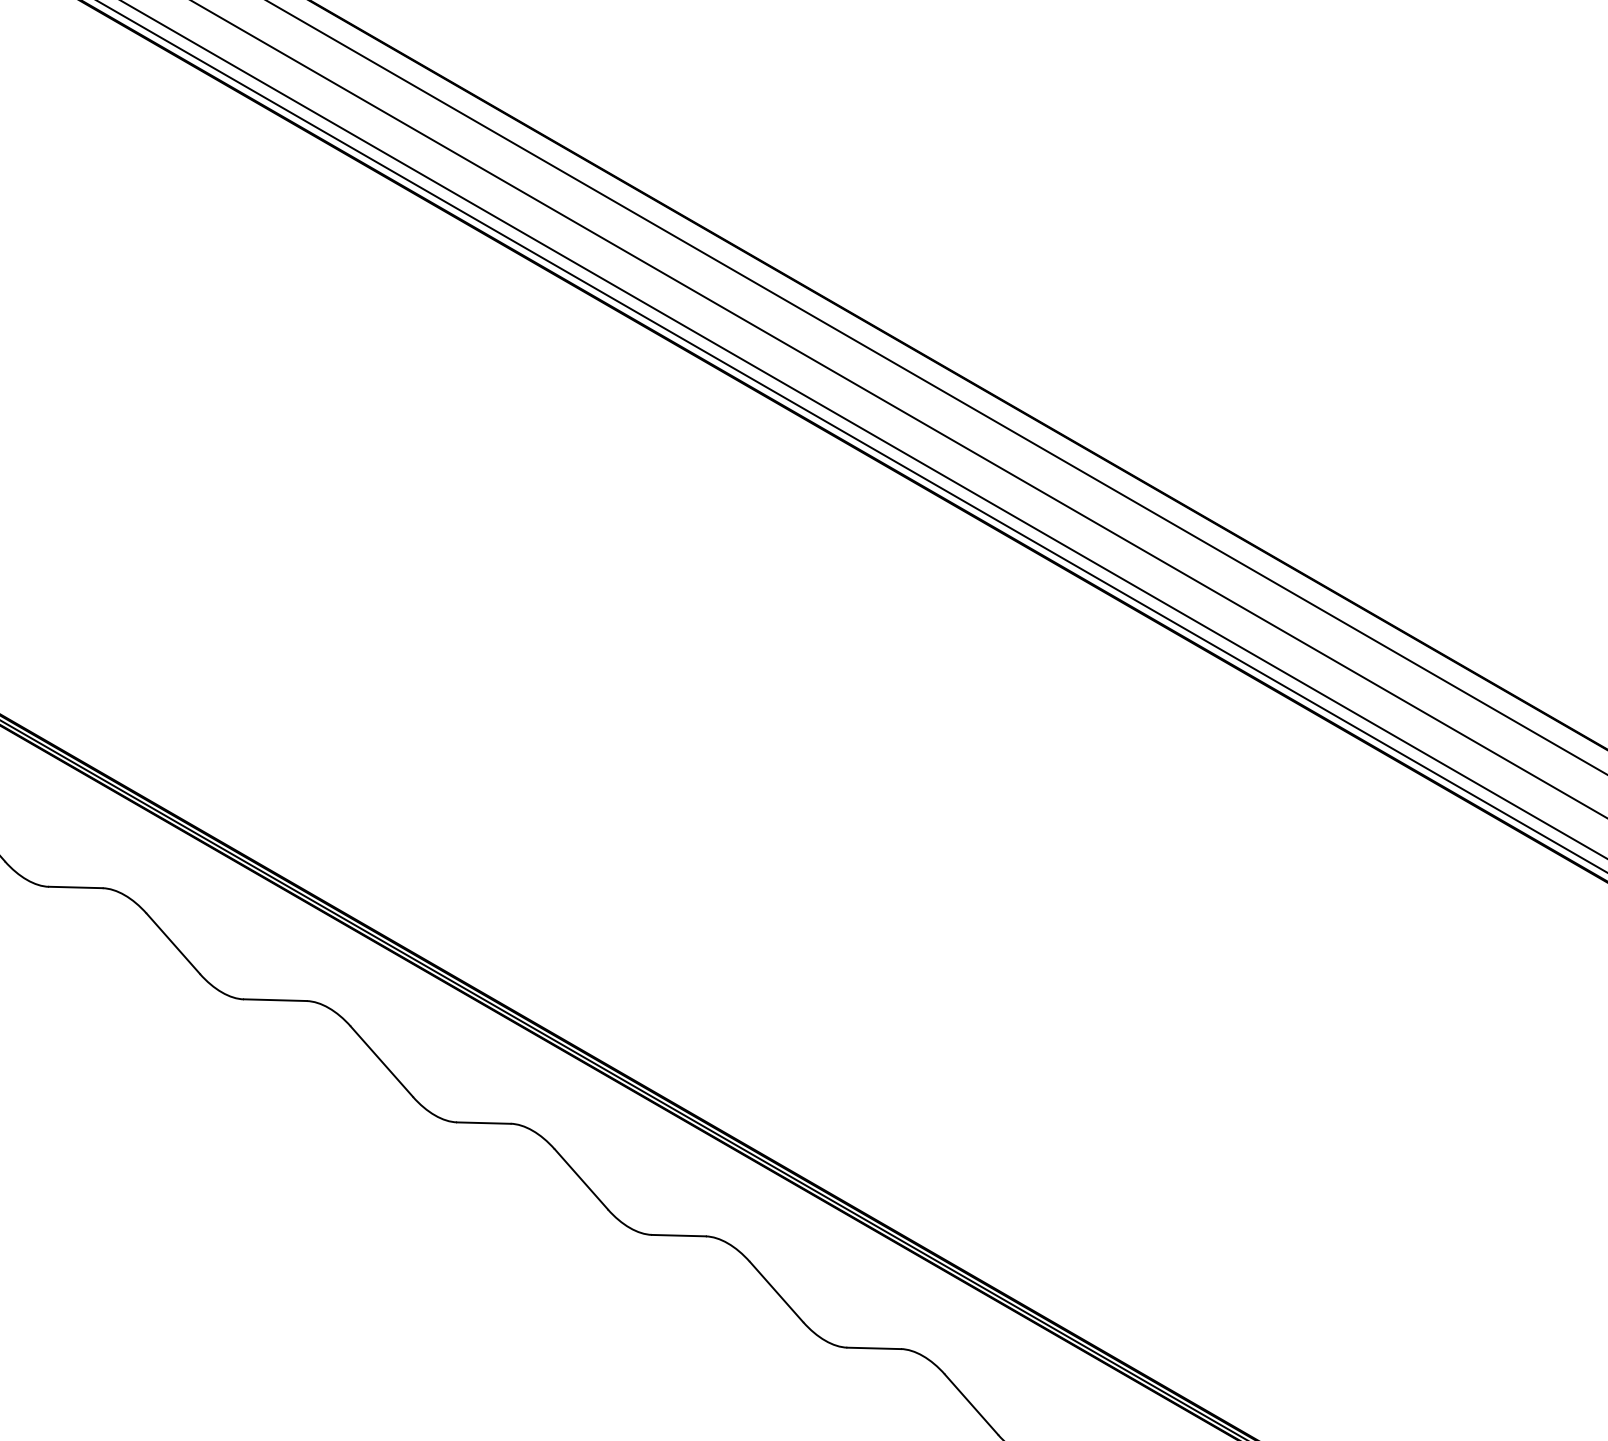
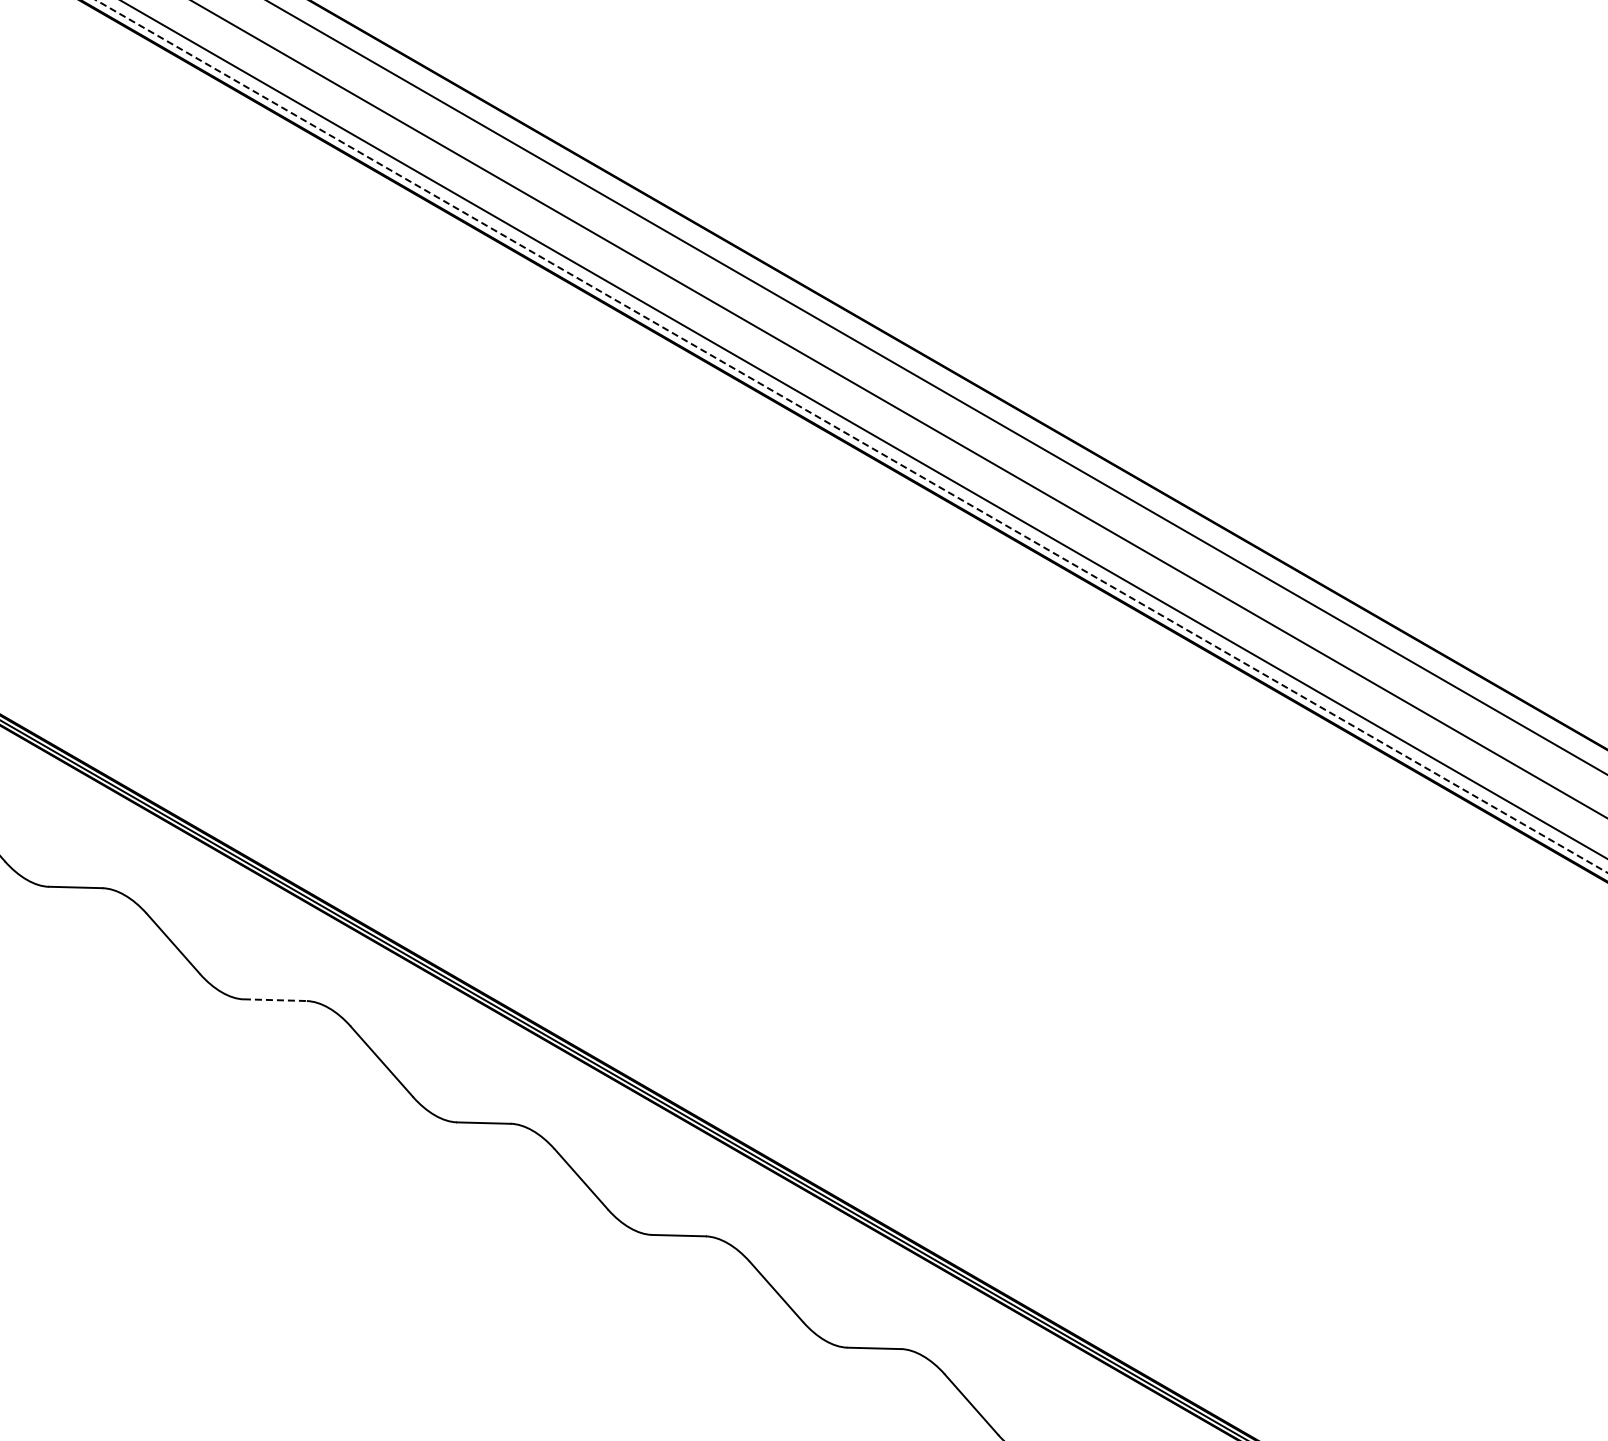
line: solid -> dashed (851, 436)
line: solid -> dashed (275, 1000)
